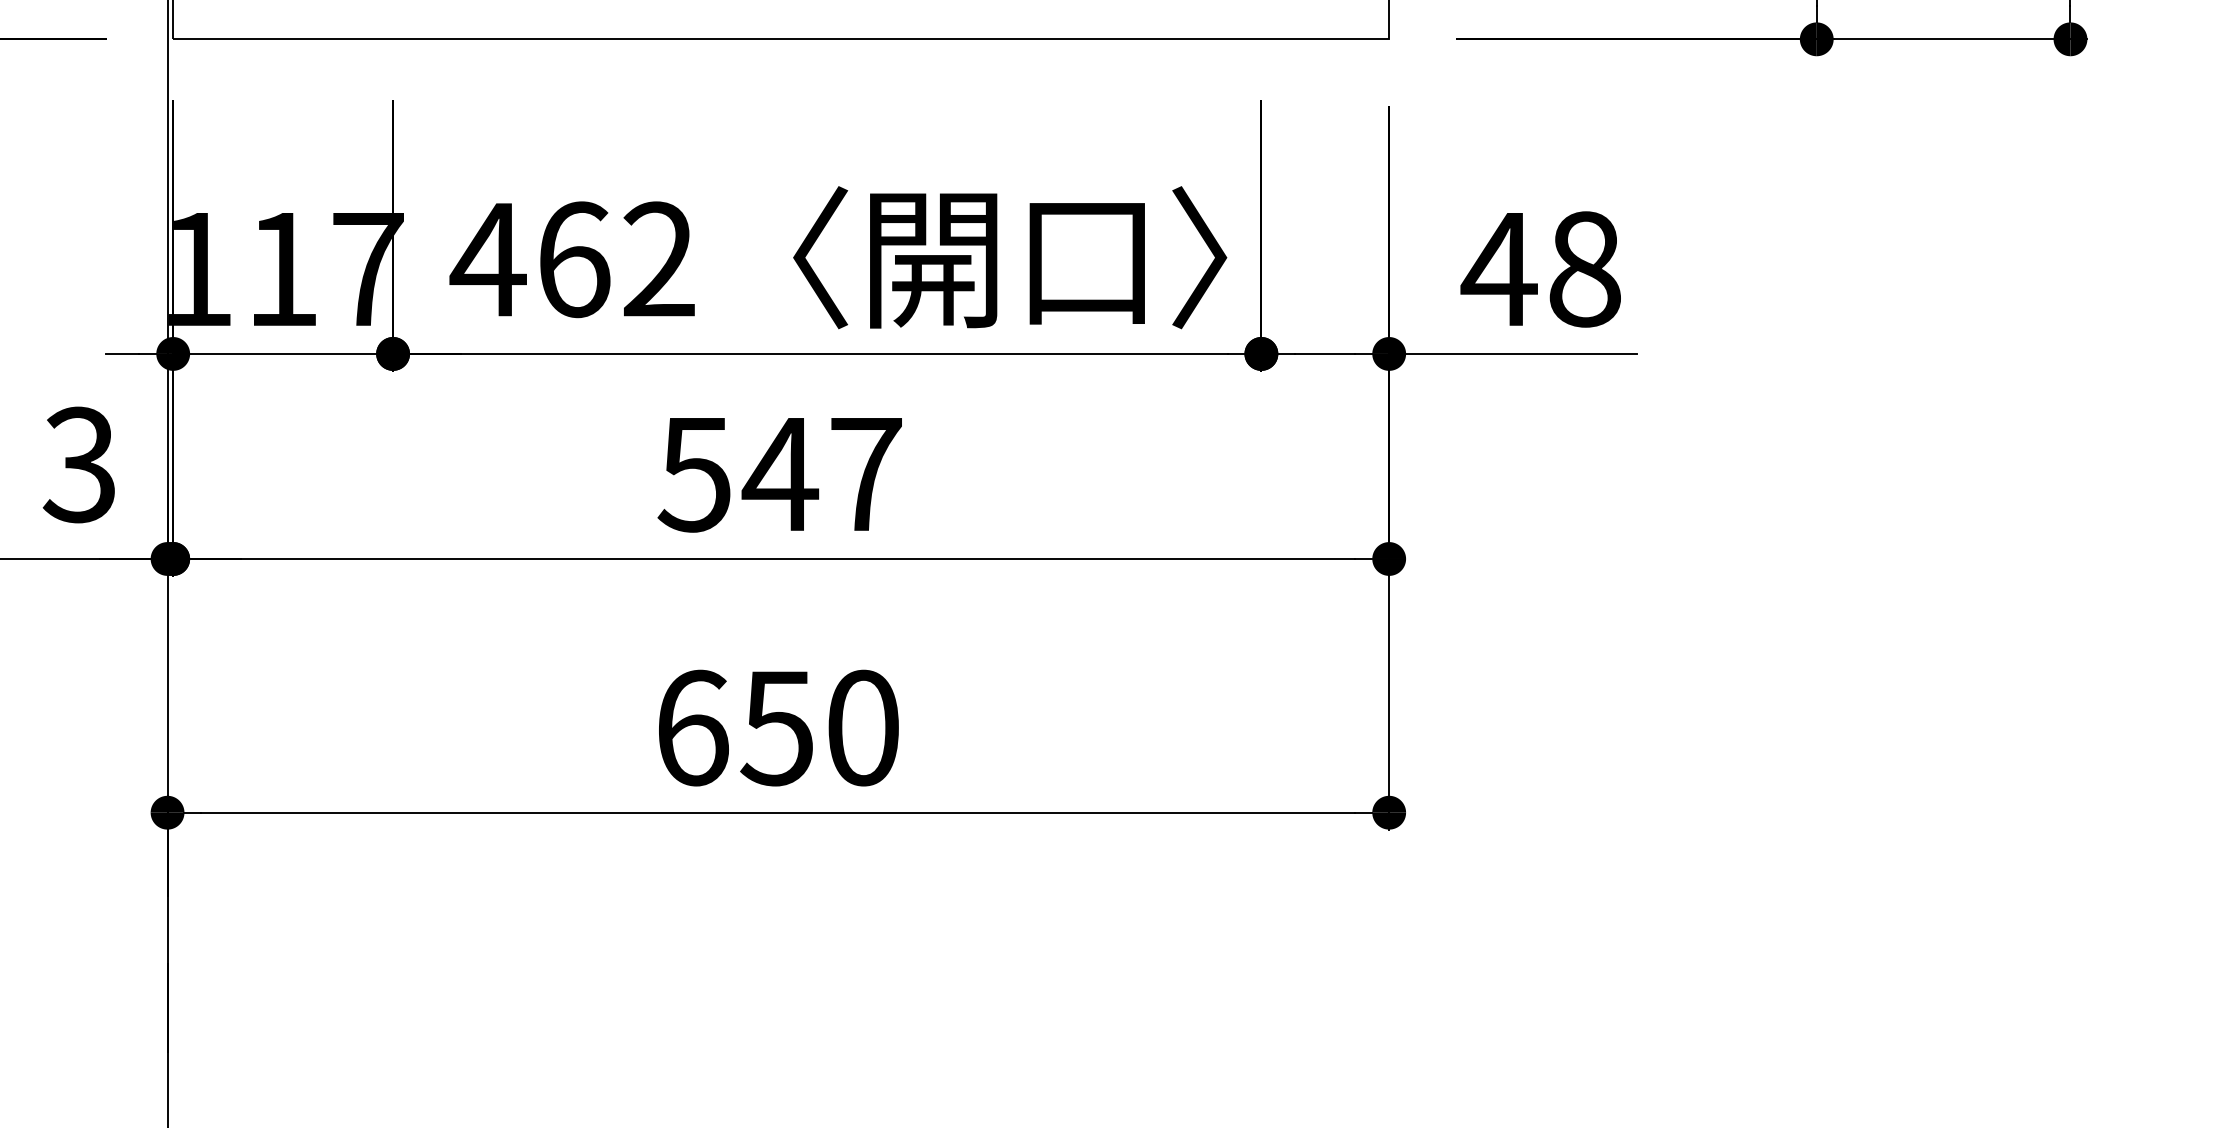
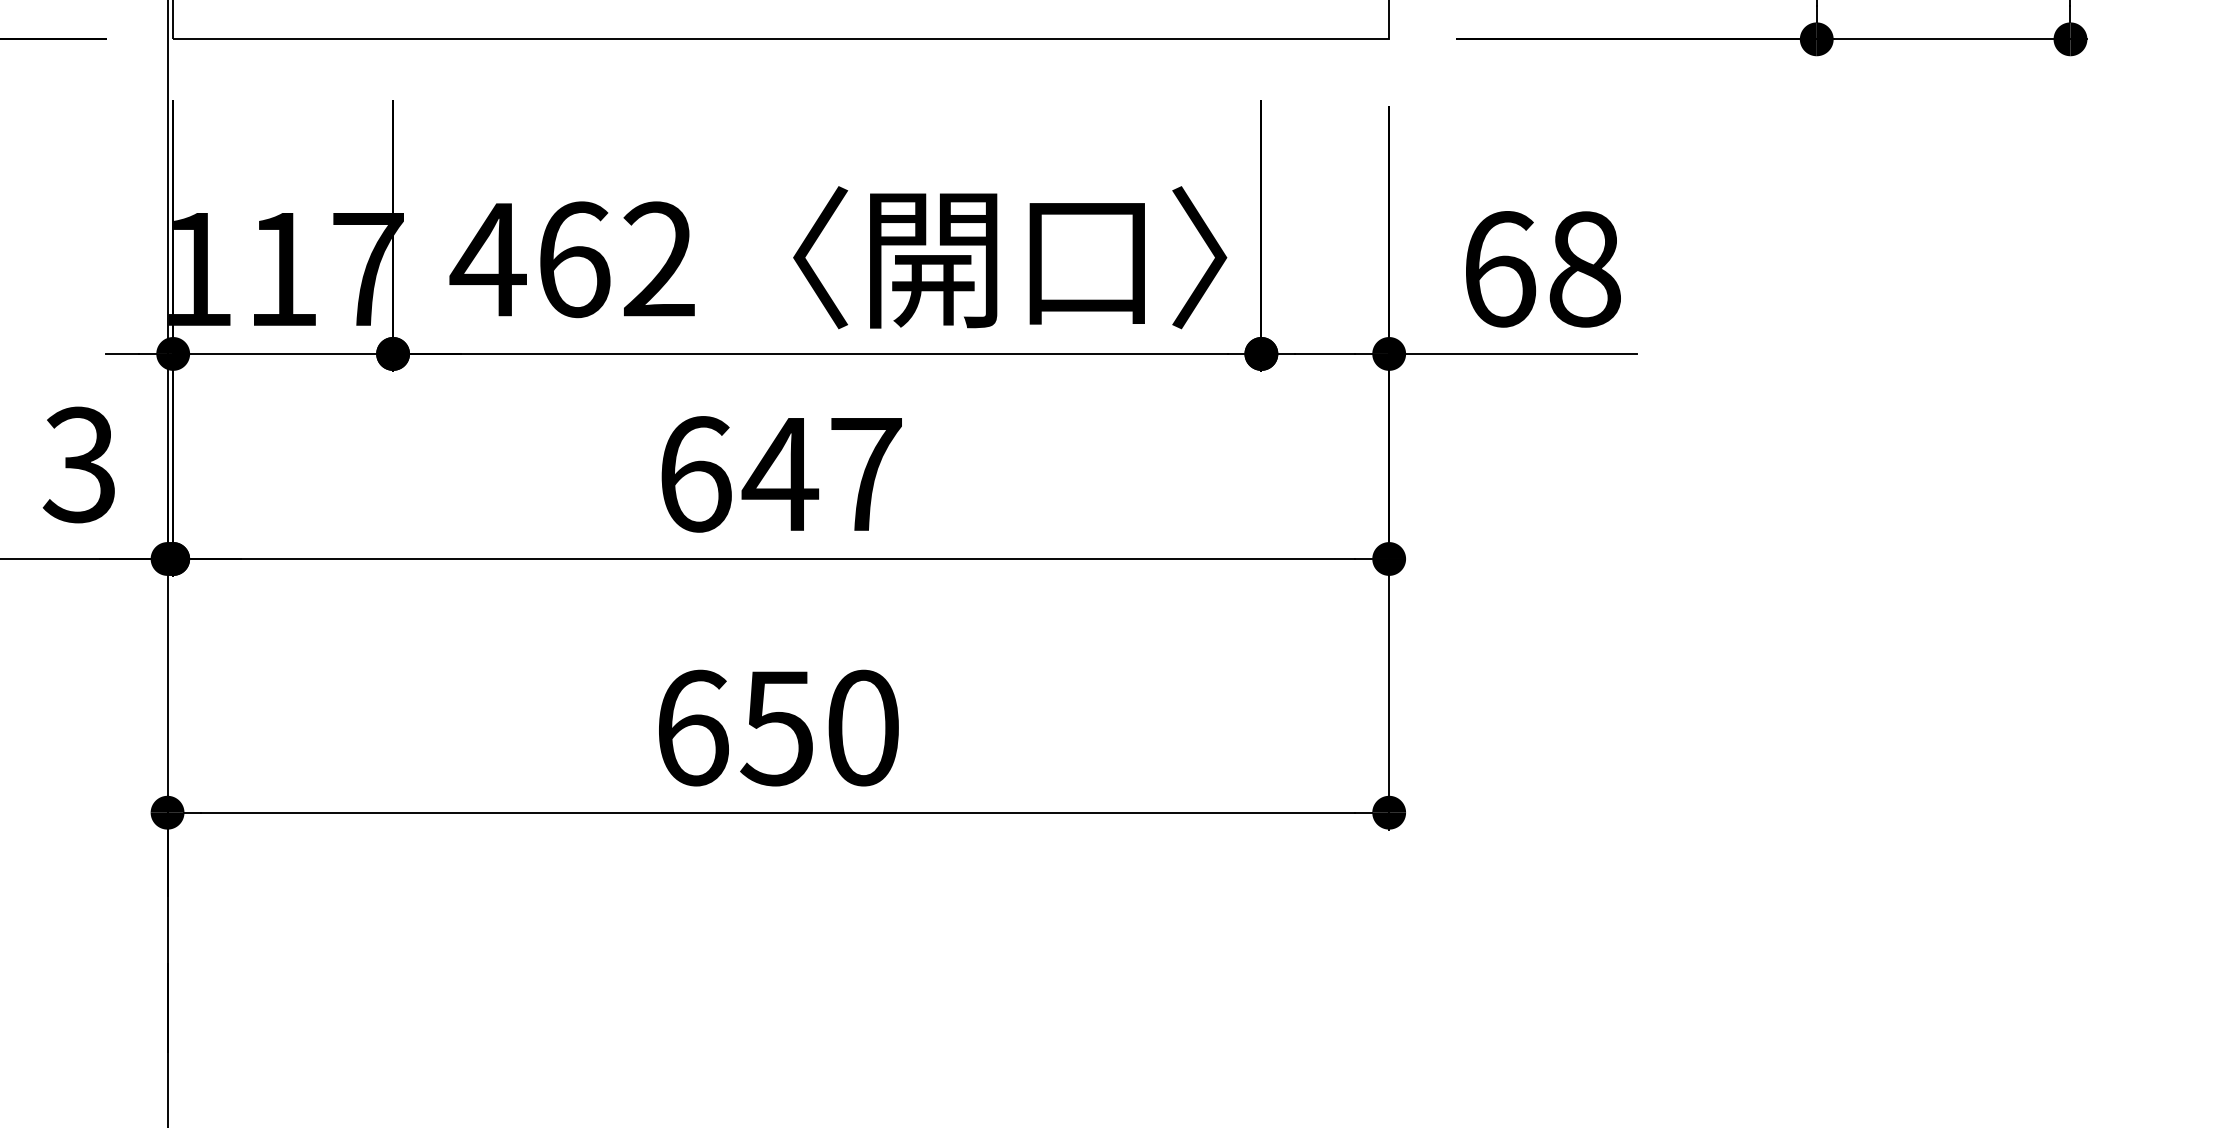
text: 48 -> 68 (1498, 269)
text: 547 -> 647 (694, 474)
